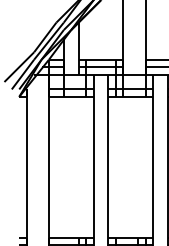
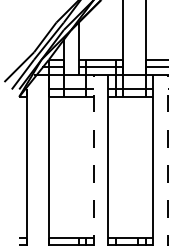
line: solid -> dashed (93, 160)
line: solid -> dashed (167, 160)
